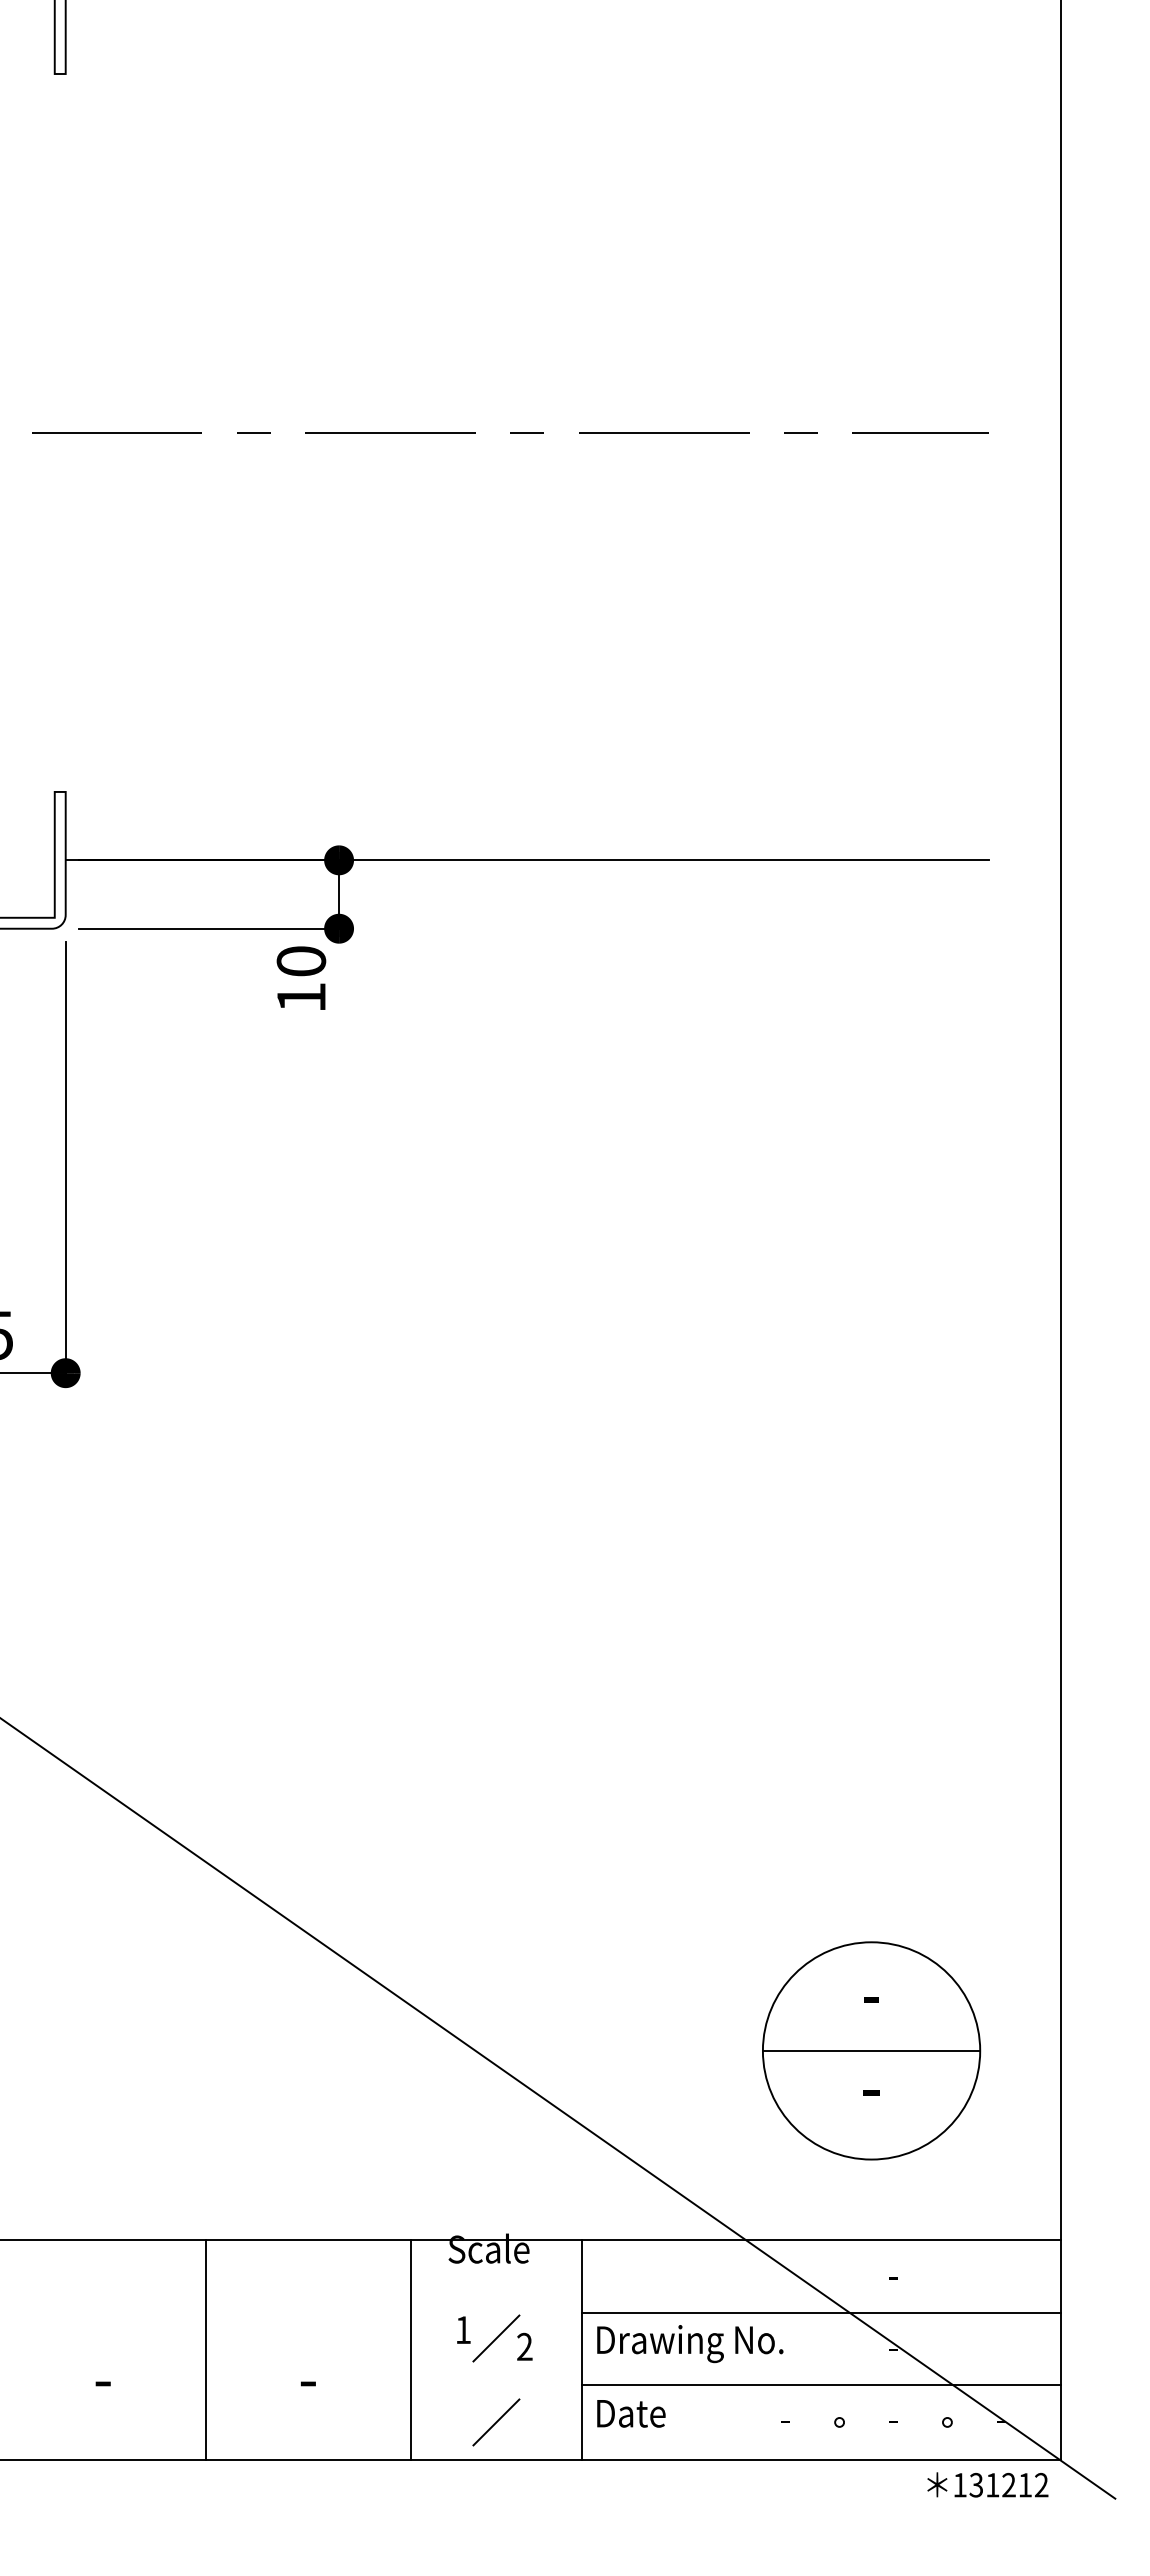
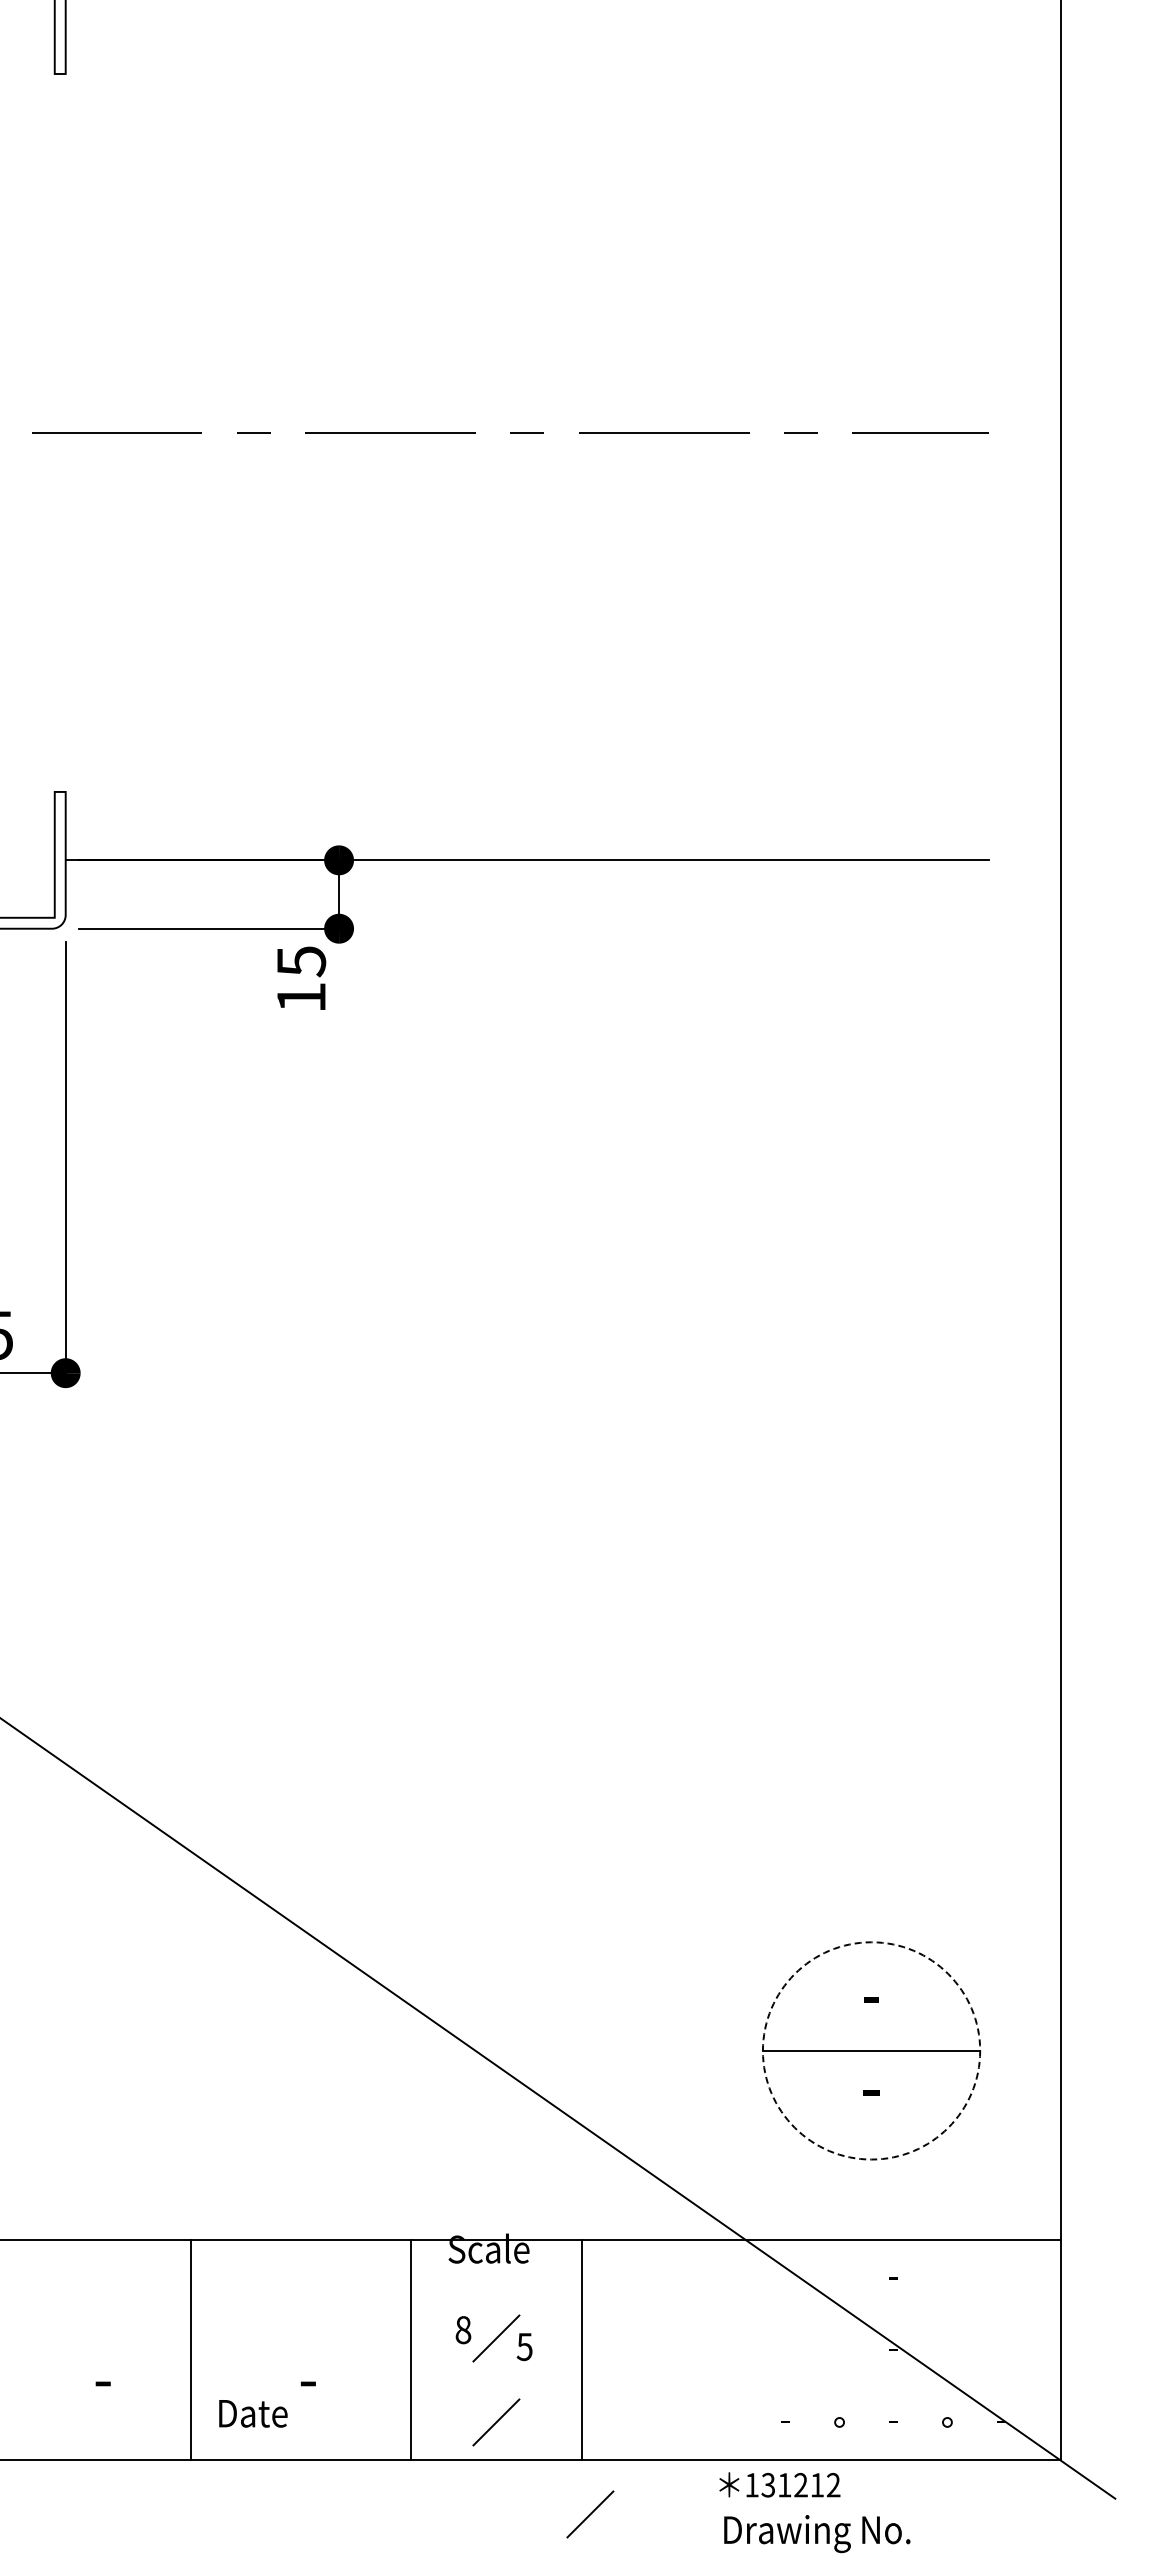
text: 10 -> 15 (301, 961)
circle: solid -> dashed (871, 2050)
line: present -> none (820, 2313)
text: 1 -> 8 (463, 2330)
text position: (690, 2344) -> (817, 2534) (817, 2534)
text: 2 -> 5 (524, 2346)
line position: (205, 2349) -> (190, 2349) (190, 2349)
line: present -> none (820, 2384)
text position: (631, 2413) -> (253, 2413) (253, 2413)
text position: (987, 2484) -> (779, 2484) (779, 2484)
line: none -> present (590, 2514)
